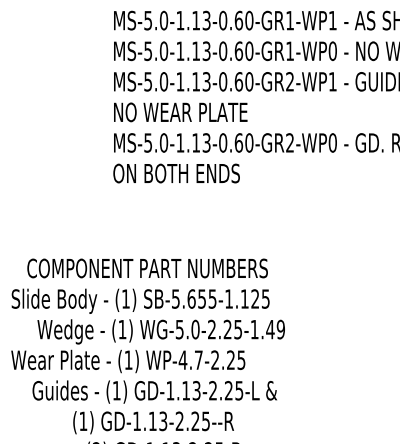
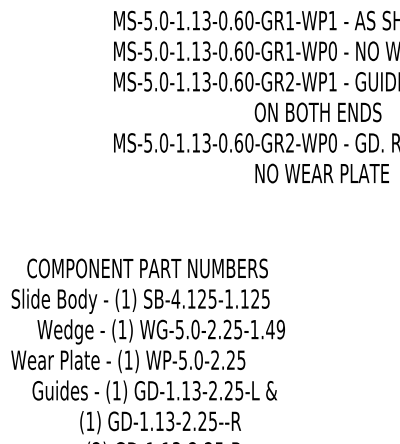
text: NO WEAR PLATE -> ON BOTH ENDS (247, 112)
text: ON BOTH ENDS -> NO WEAR PLATE (250, 173)
text: SB-5.655-1.125 -> SB-4.125-1.125 (188, 298)
text: WP-4.7-2.25 -> WP-5.0-2.25 (190, 359)
text position: (153, 422) -> (160, 422) (160, 422)
